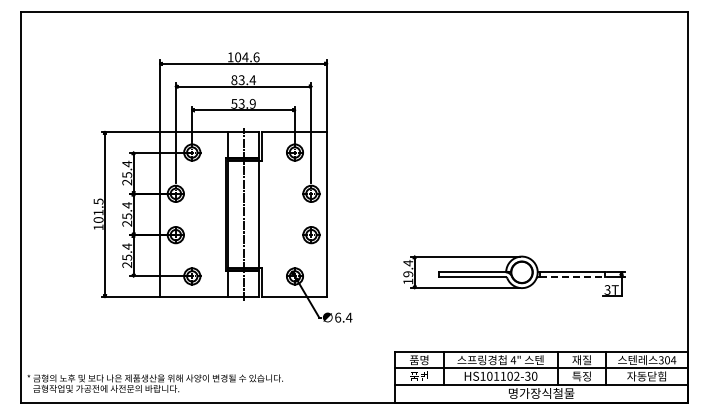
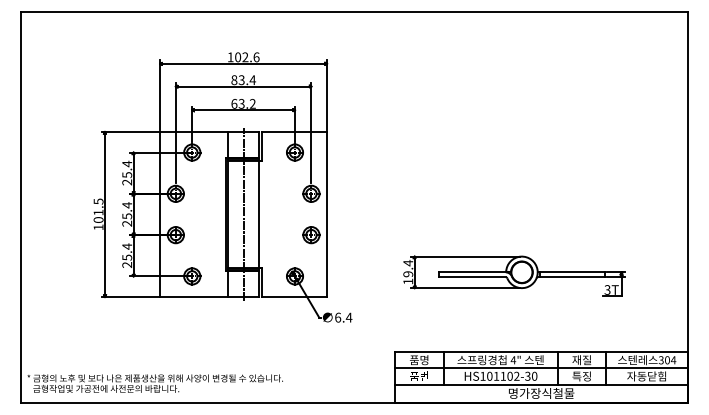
text: 104.6 -> 102.6 (245, 57)
text: 53.9 -> 63.2 (243, 103)
line: dashed -> solid (572, 277)
